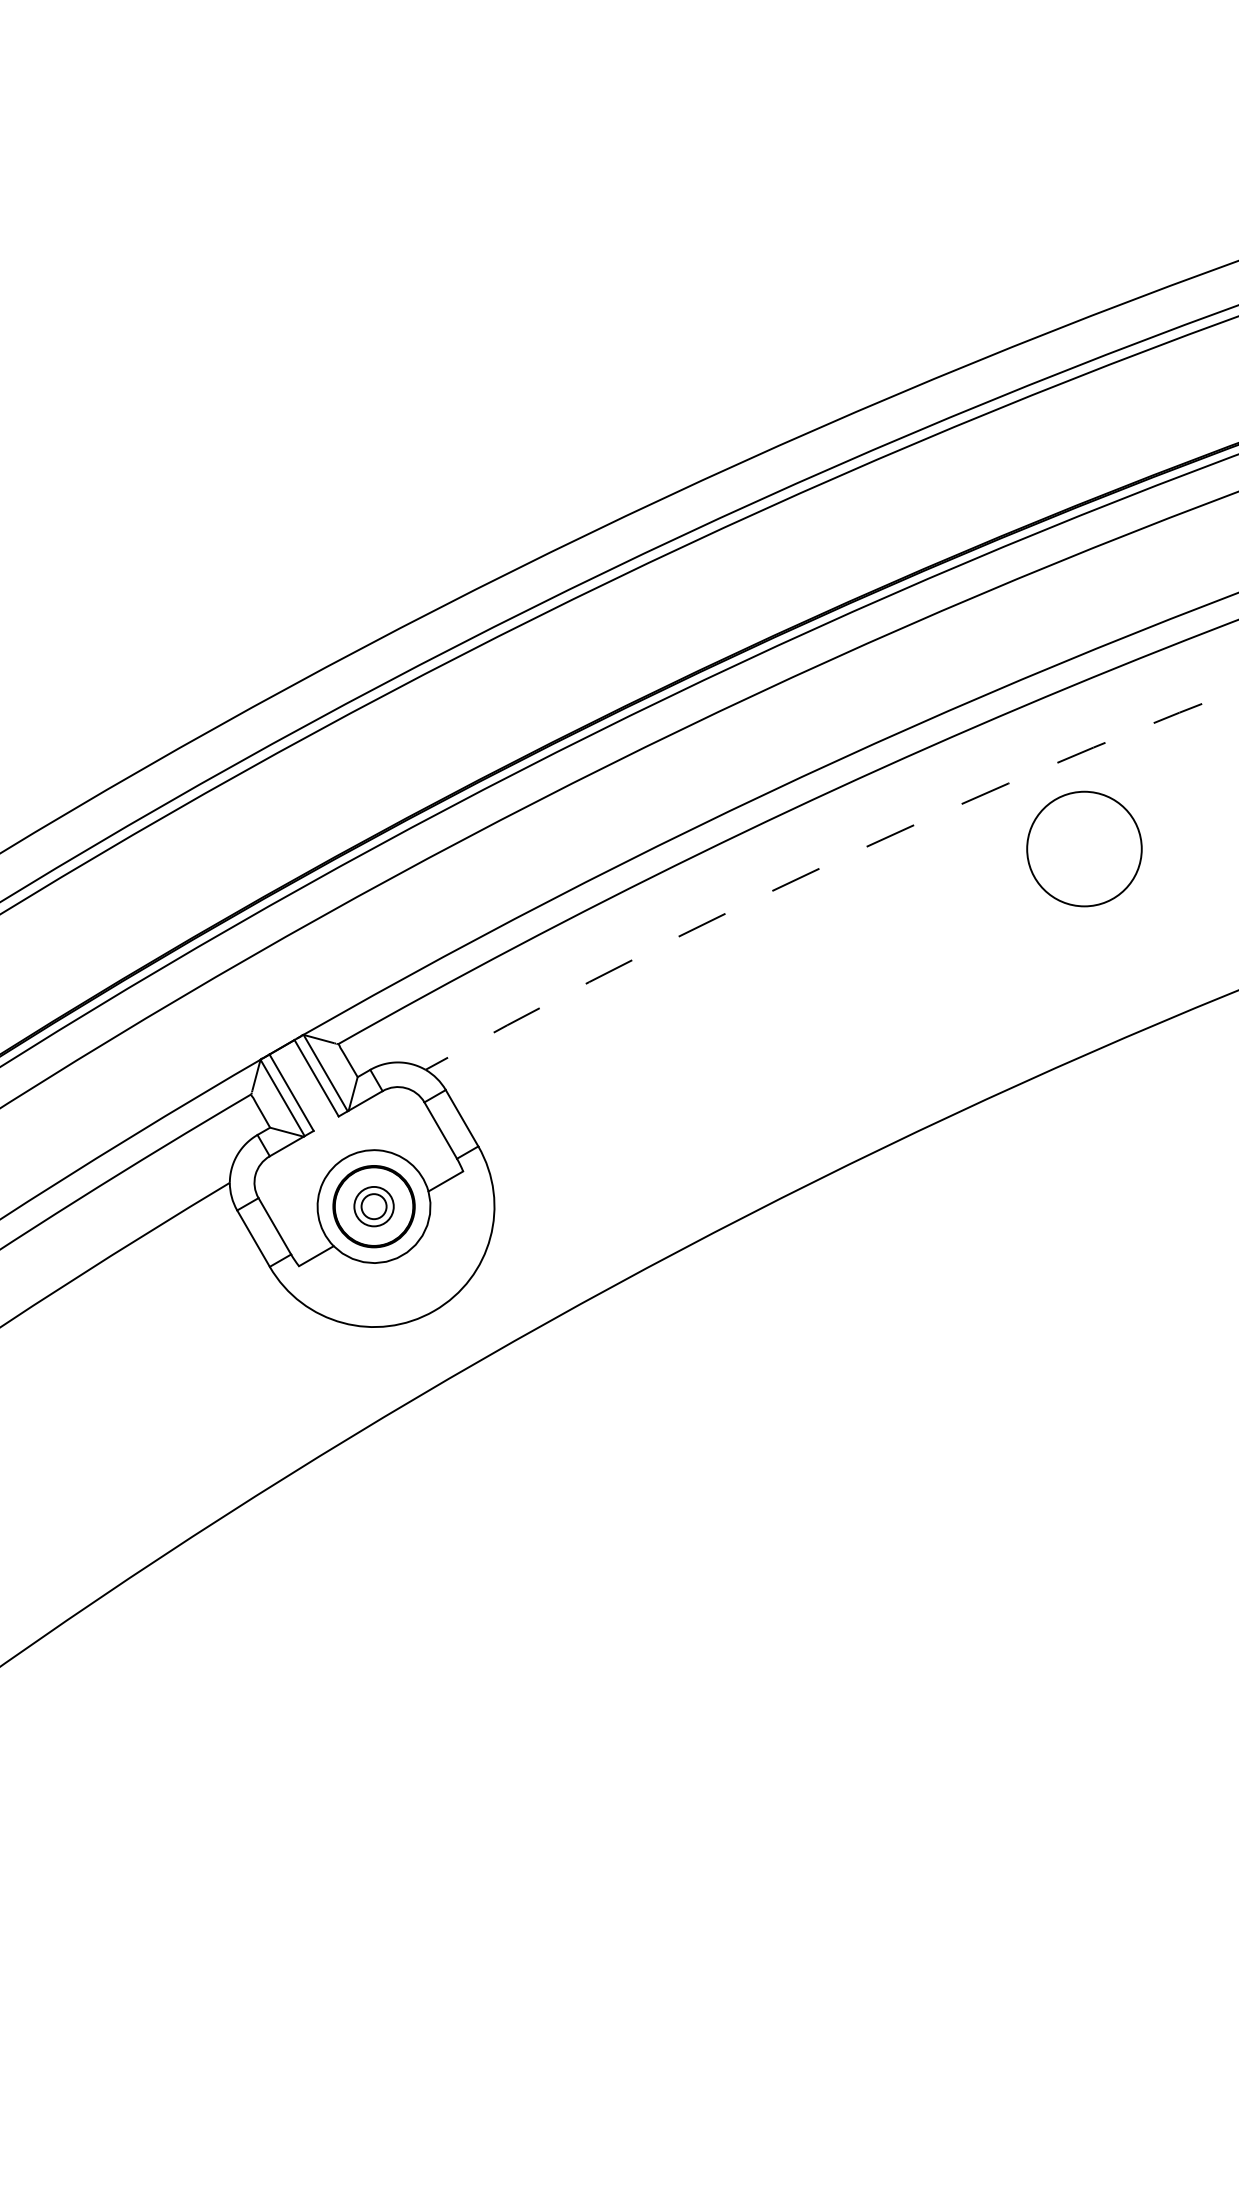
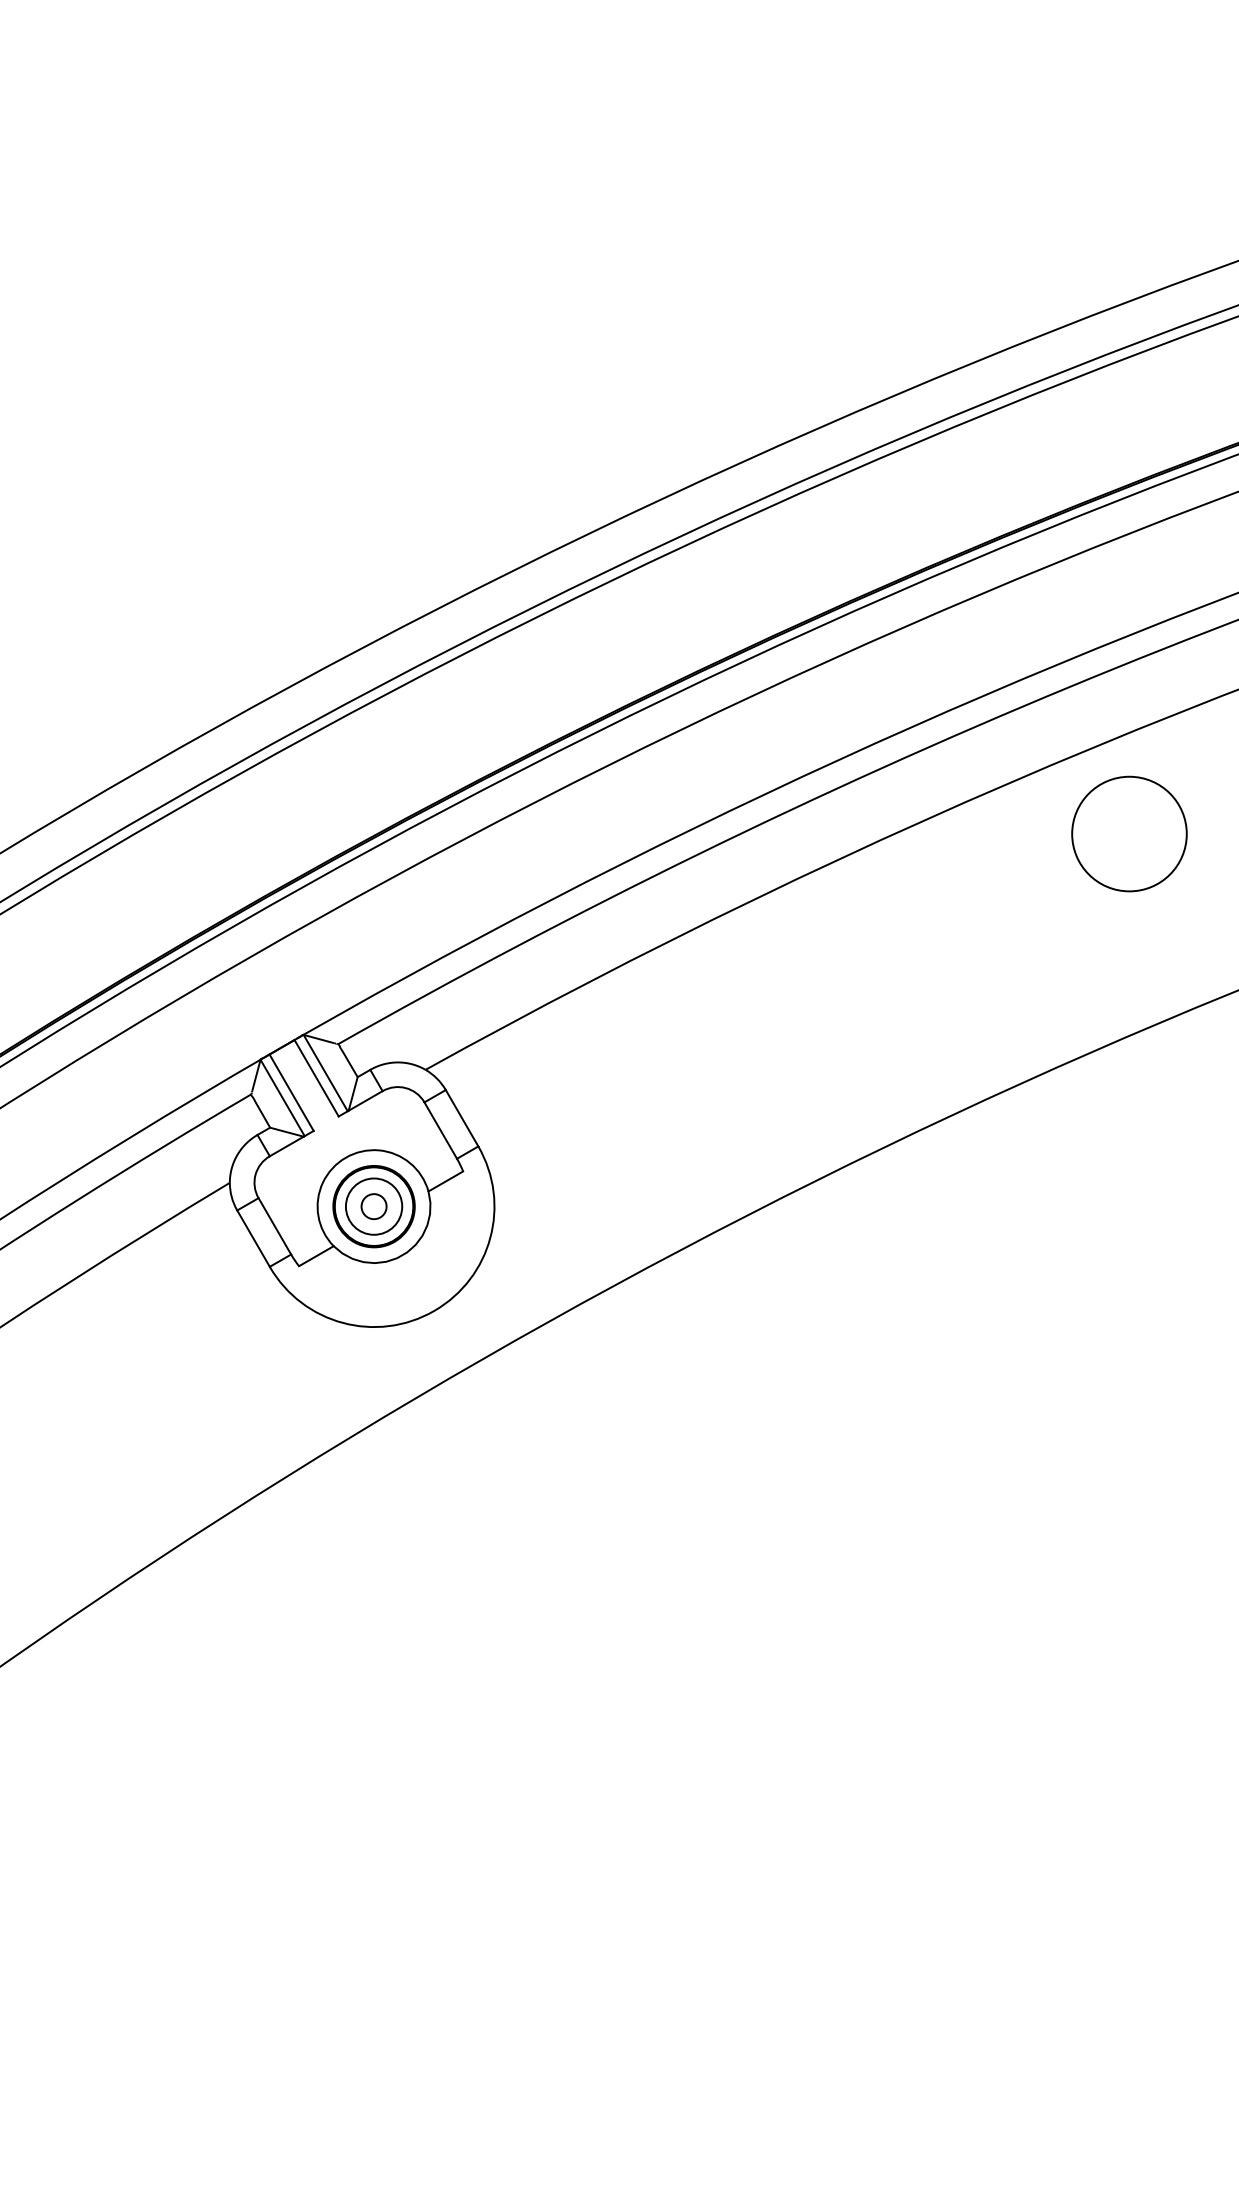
circle position: (1084, 848) -> (1129, 833) (1129, 833)
arc: dashed -> solid (825, 865)
circle diameter: 39 px -> 56 px (373, 1206)
